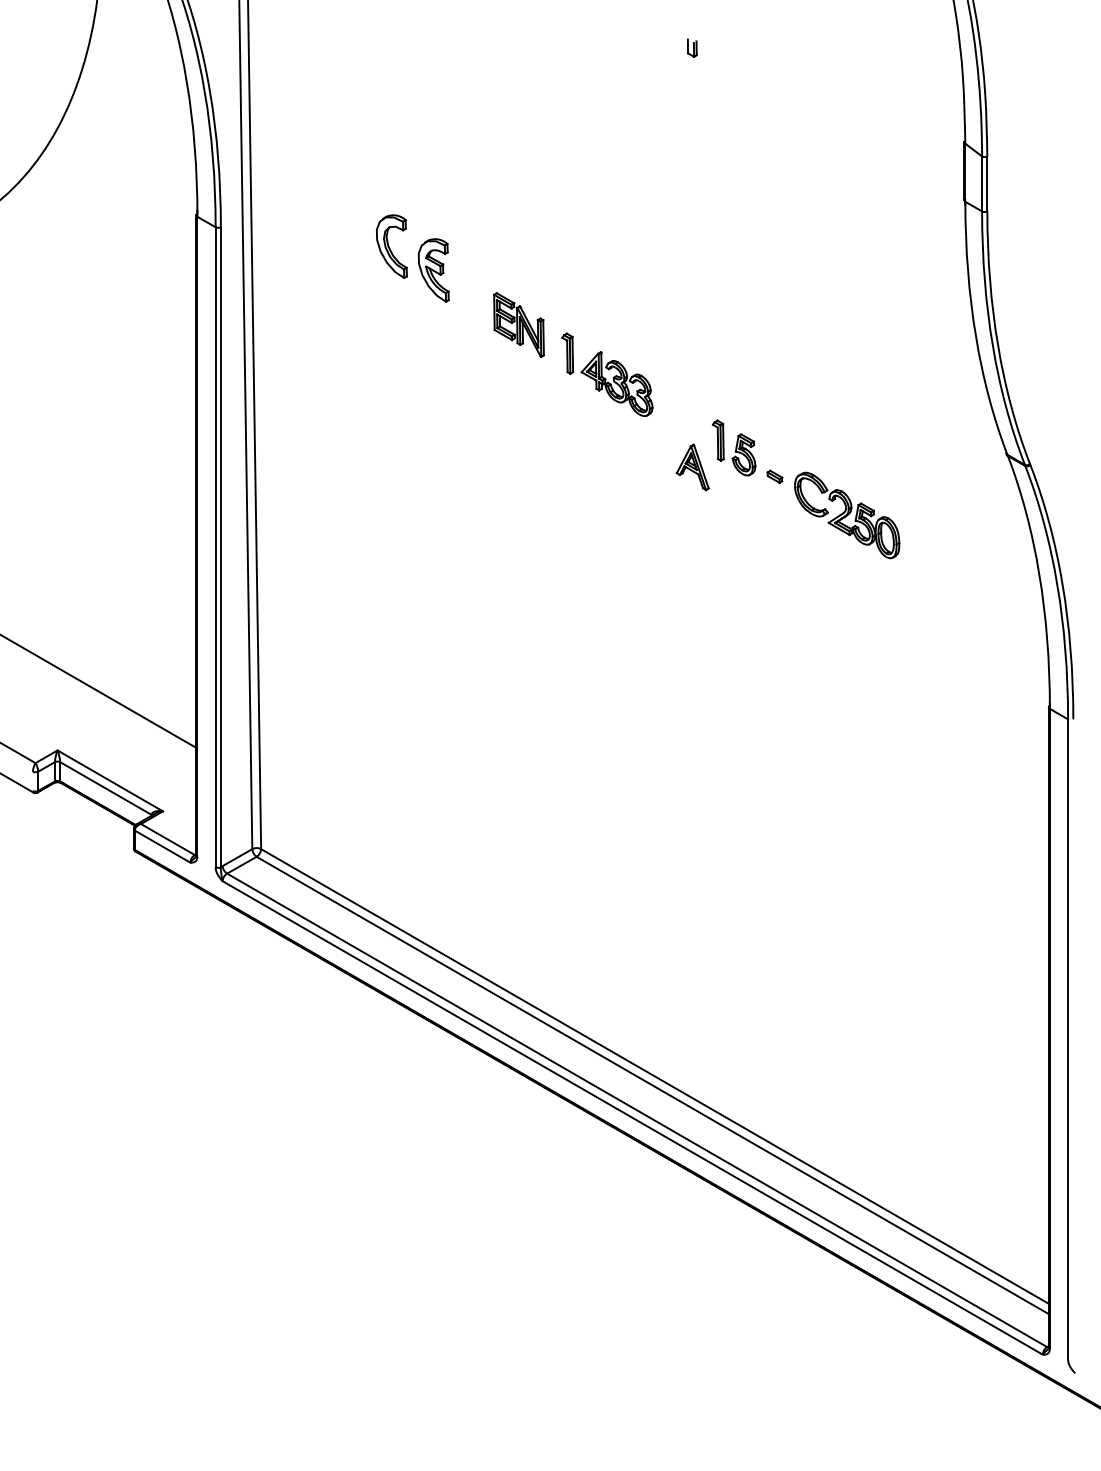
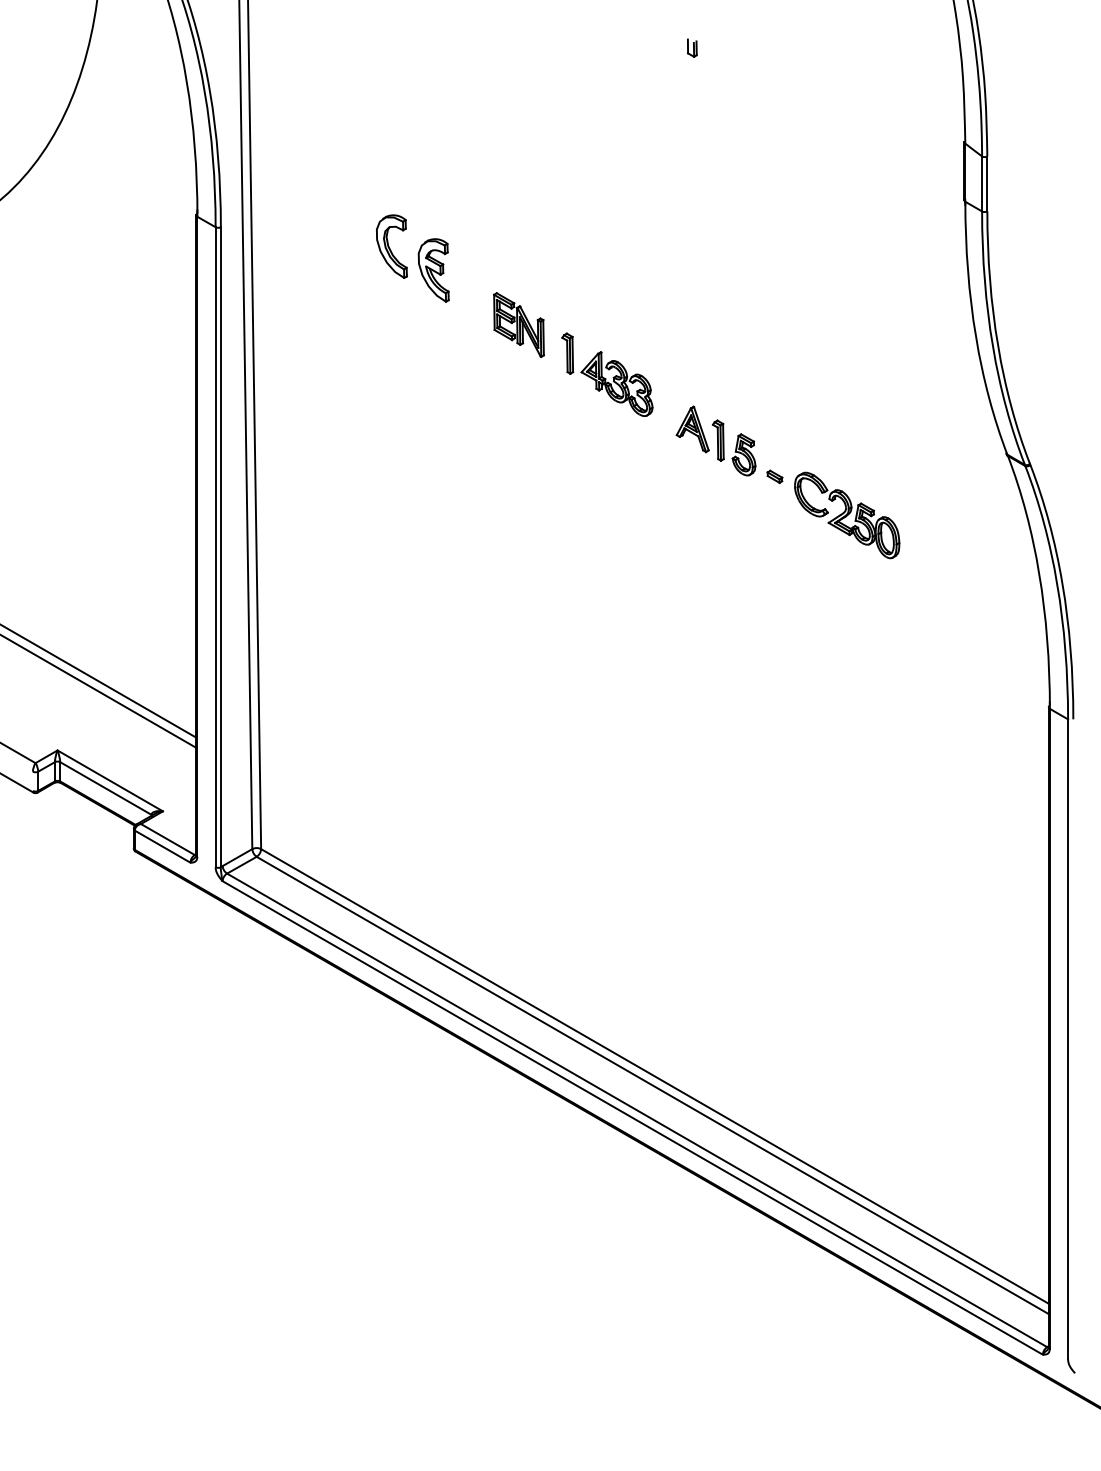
part position: (692, 467) -> (692, 429) (692, 429)
line: none -> present (99, 681)
